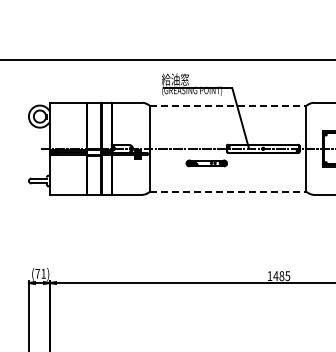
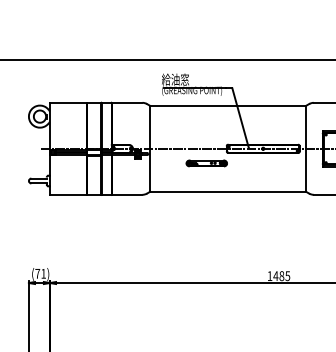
line: dashed -> solid (228, 105)
line: dashed -> solid (228, 191)
